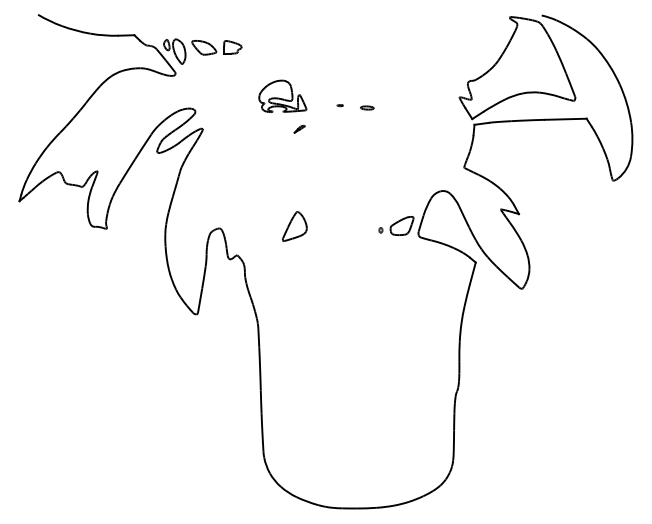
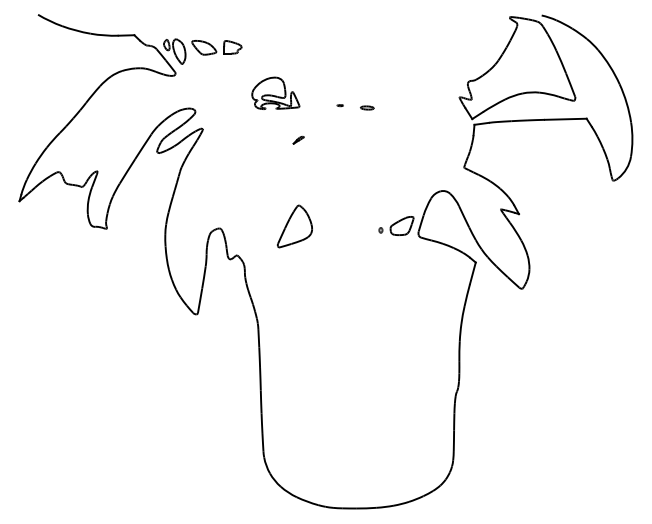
part position: (282, 95) -> (275, 92) (275, 92)
part position: (299, 128) -> (298, 139) (298, 139)
part size: 26x31 px -> 37x45 px (294, 226)
